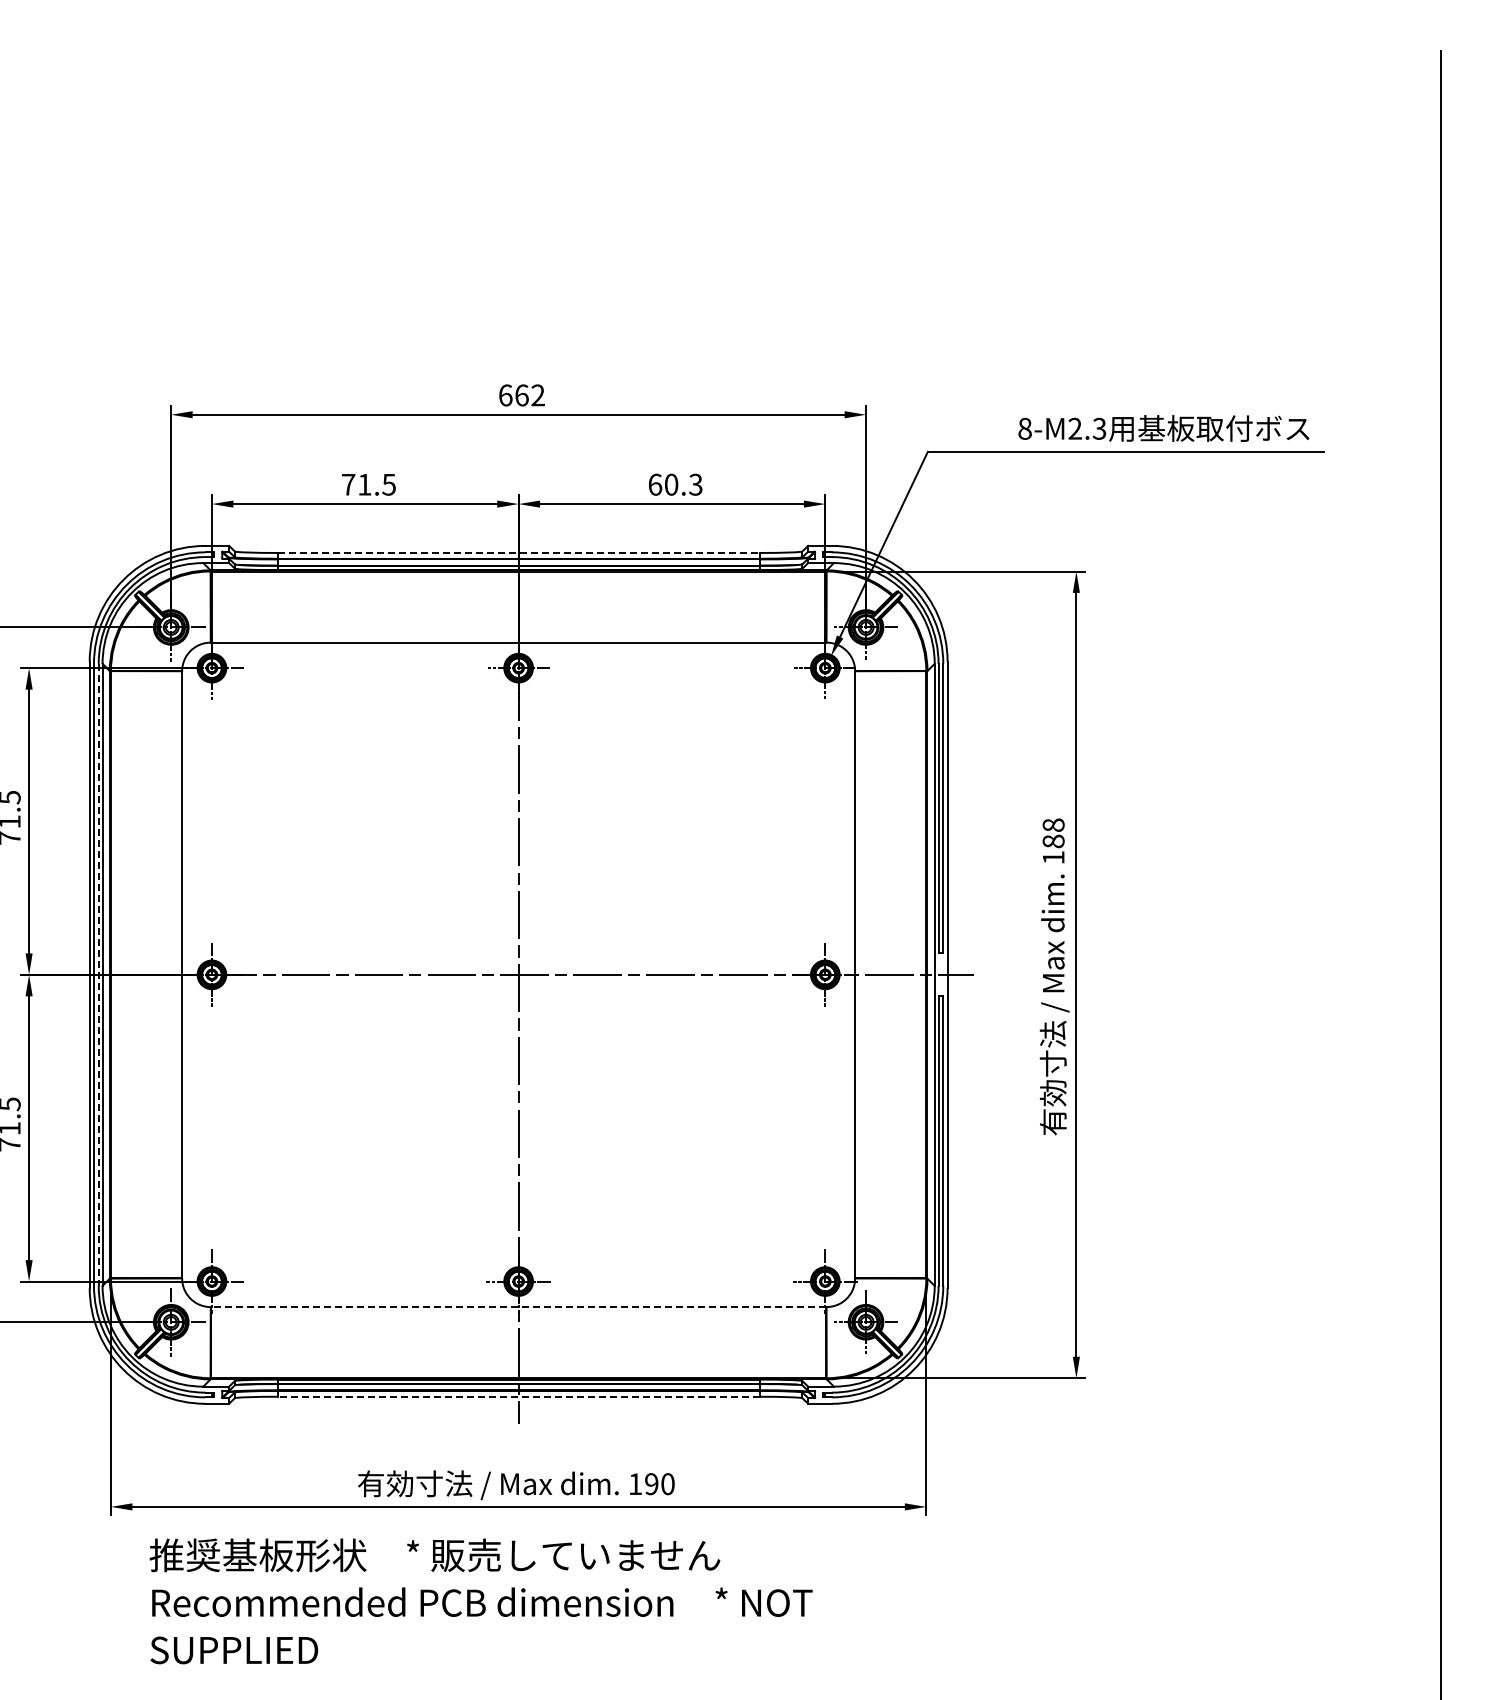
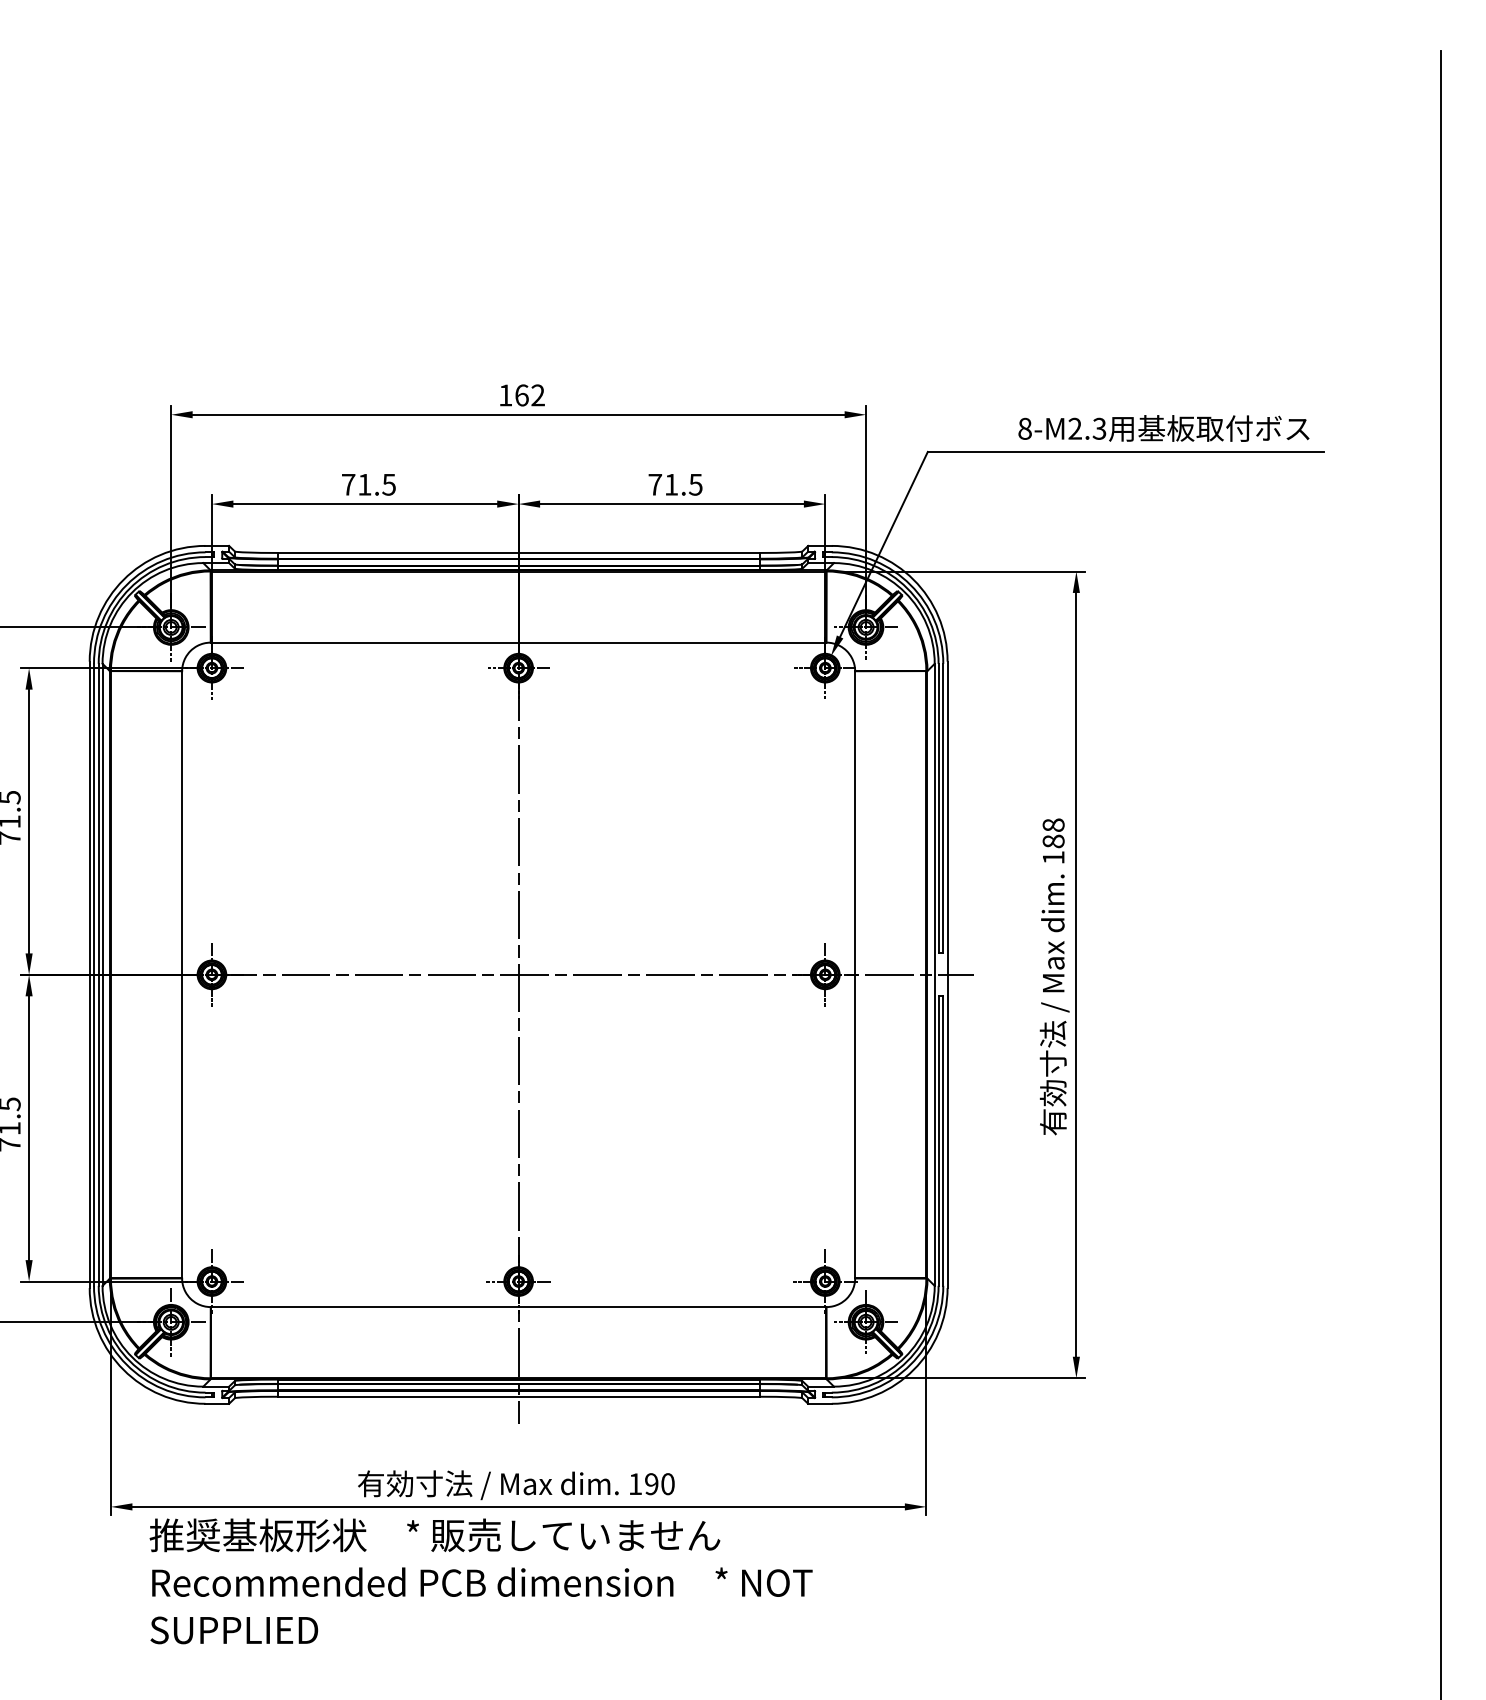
text: 662 -> 162 (505, 395)
text: 60.3 -> 71.5 (675, 484)
line: dashed -> solid (518, 552)
line: dashed -> solid (98, 974)
line: dashed -> solid (518, 1307)
line: dashed -> solid (518, 1396)
text position: (480, 1601) -> (480, 1581) (480, 1581)
